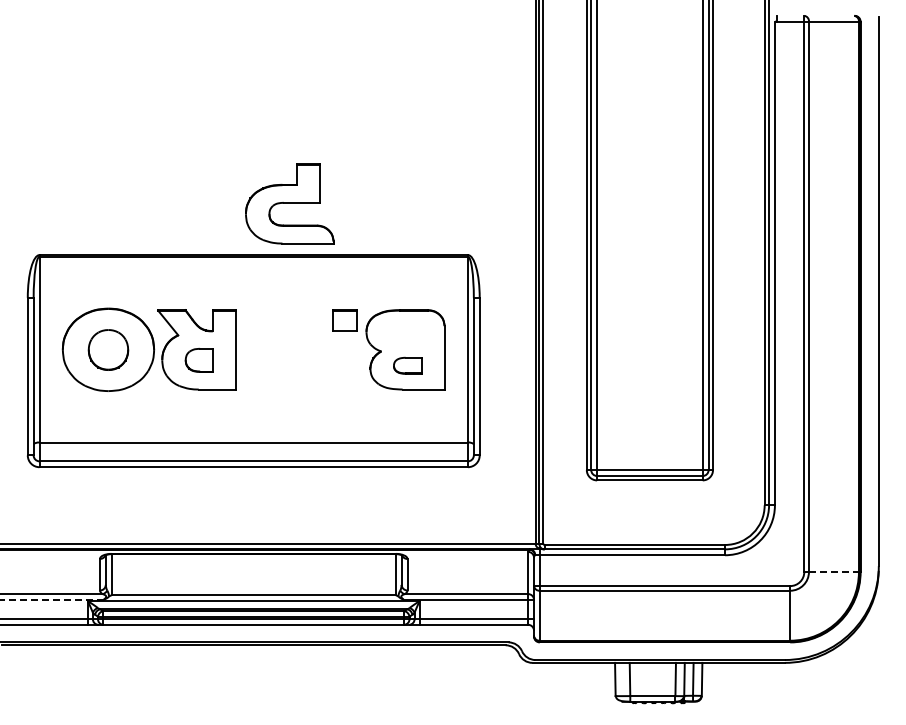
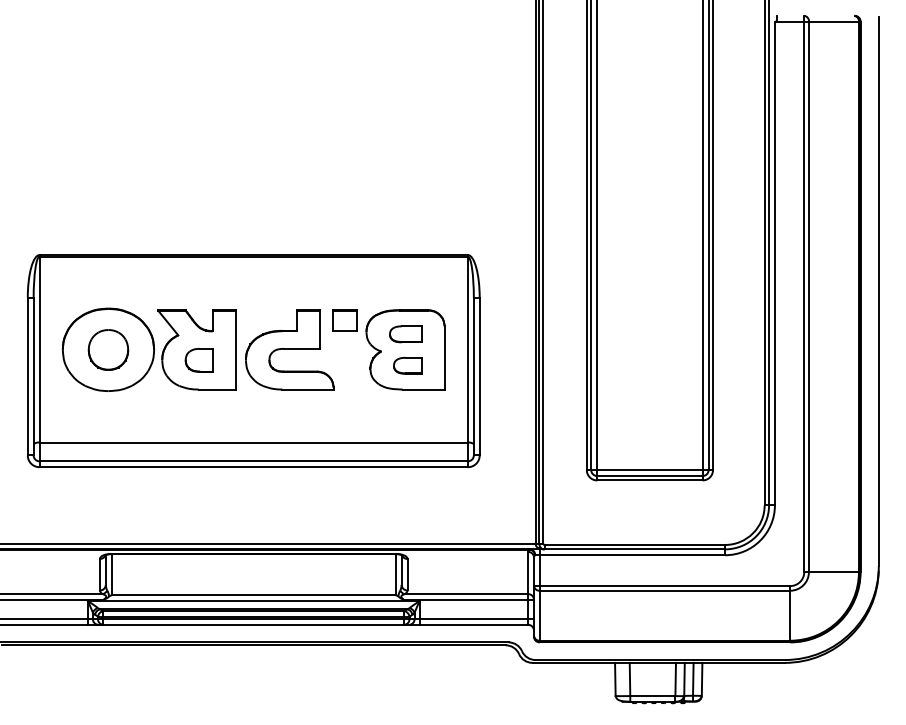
part position: (289, 203) -> (289, 349) (289, 349)
part: none -> present (405, 334)
line: dashed -> solid (833, 571)
line: dashed -> solid (52, 599)
